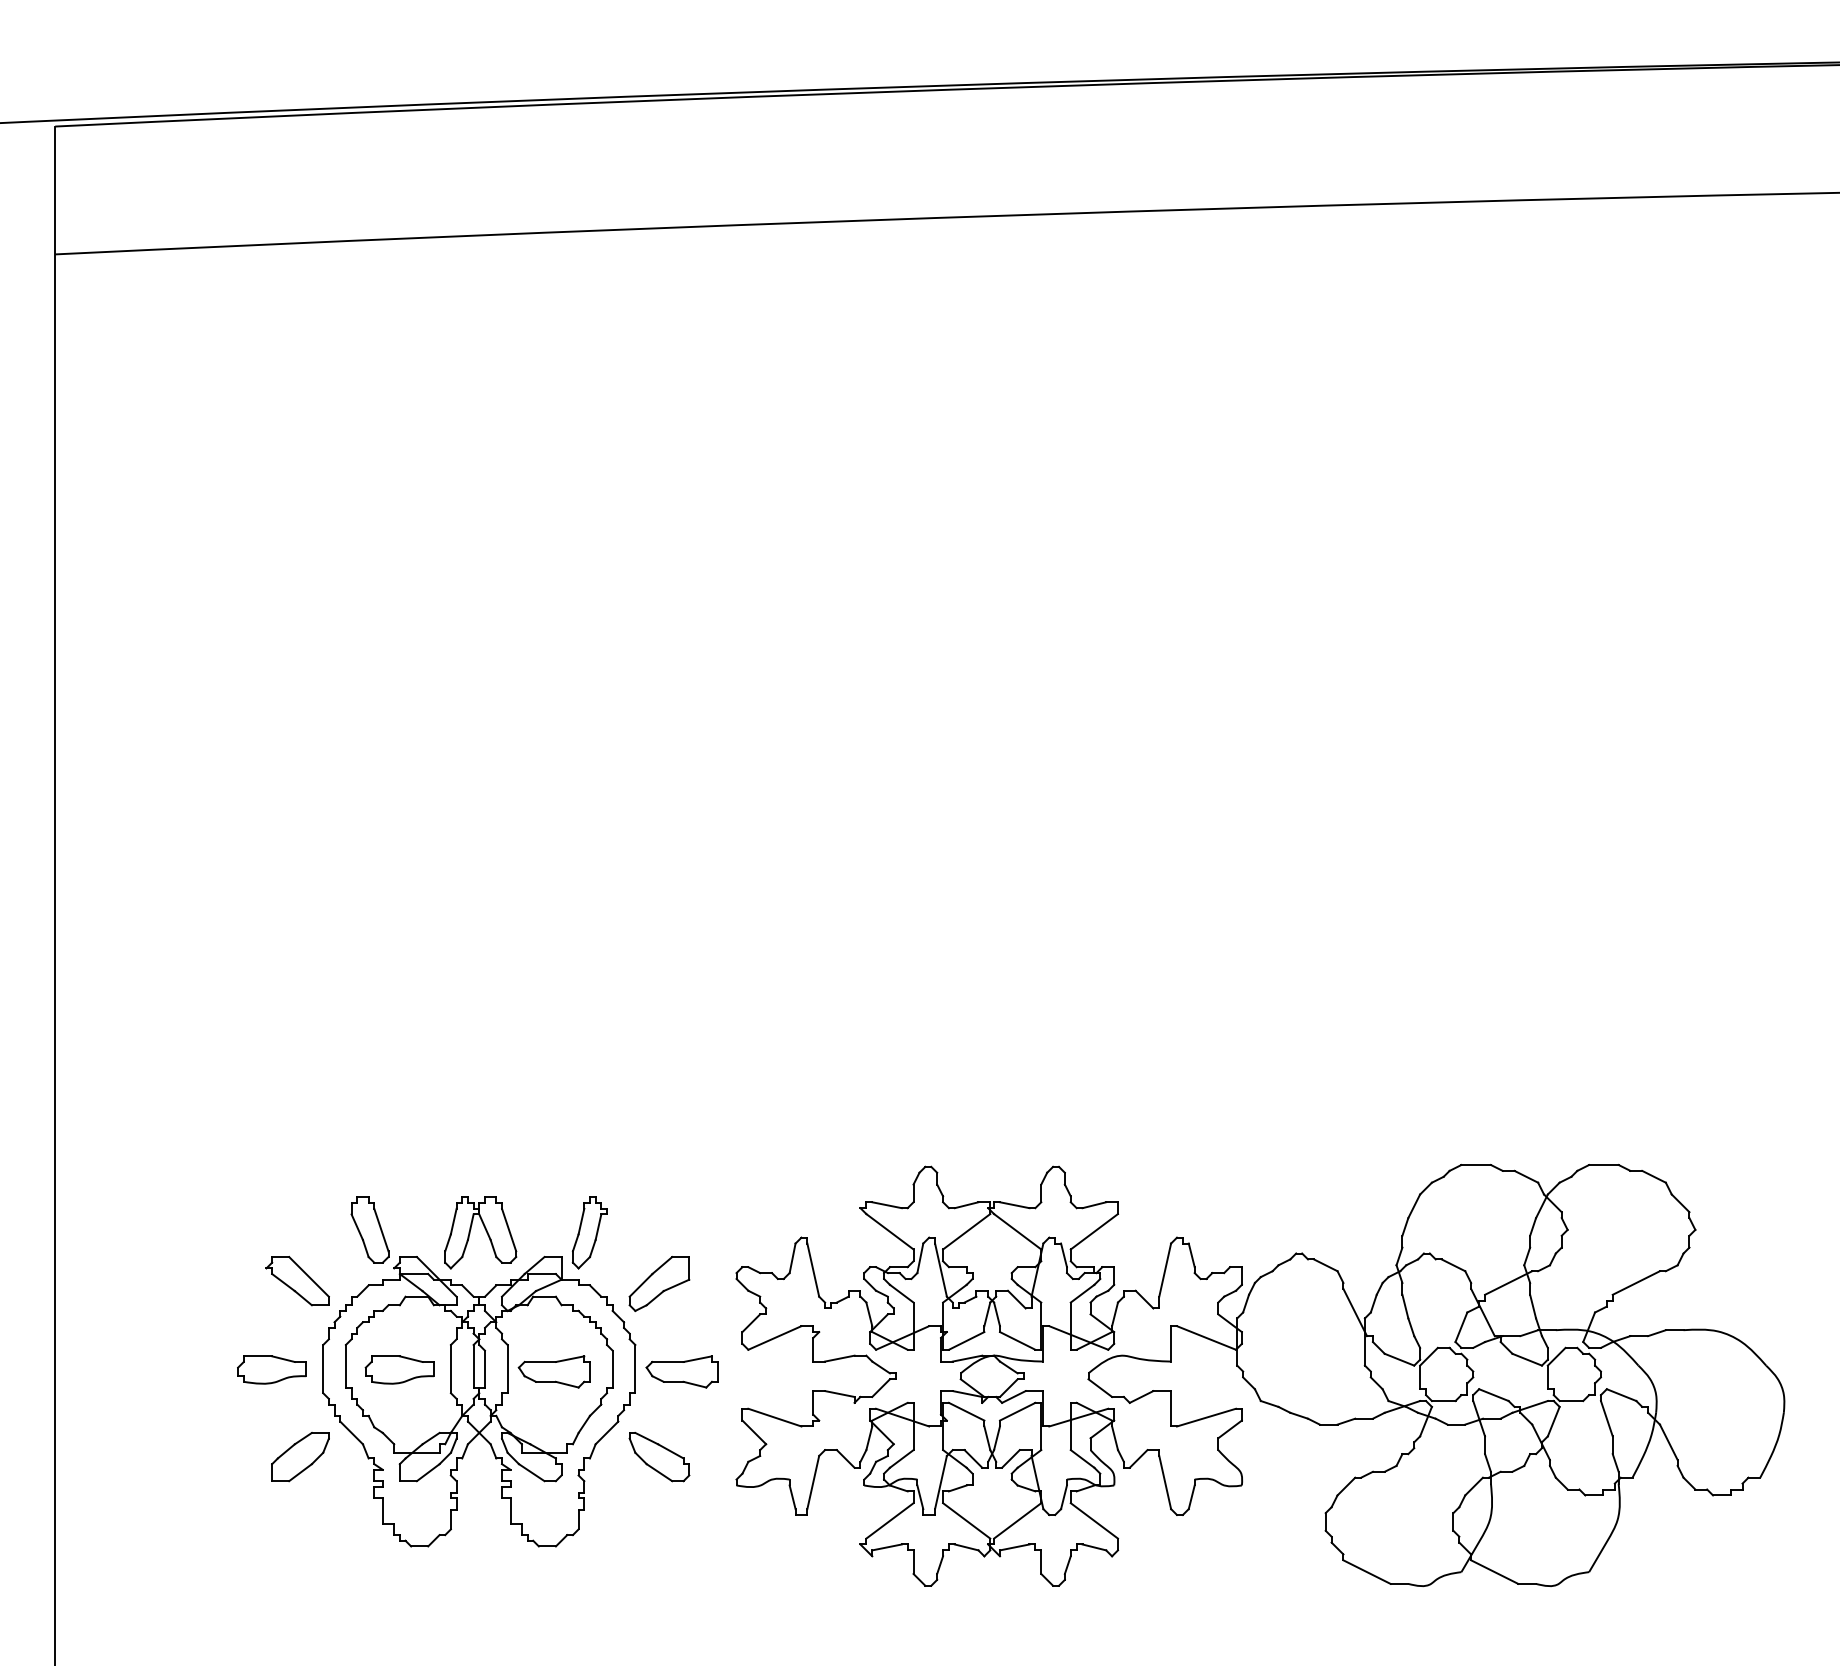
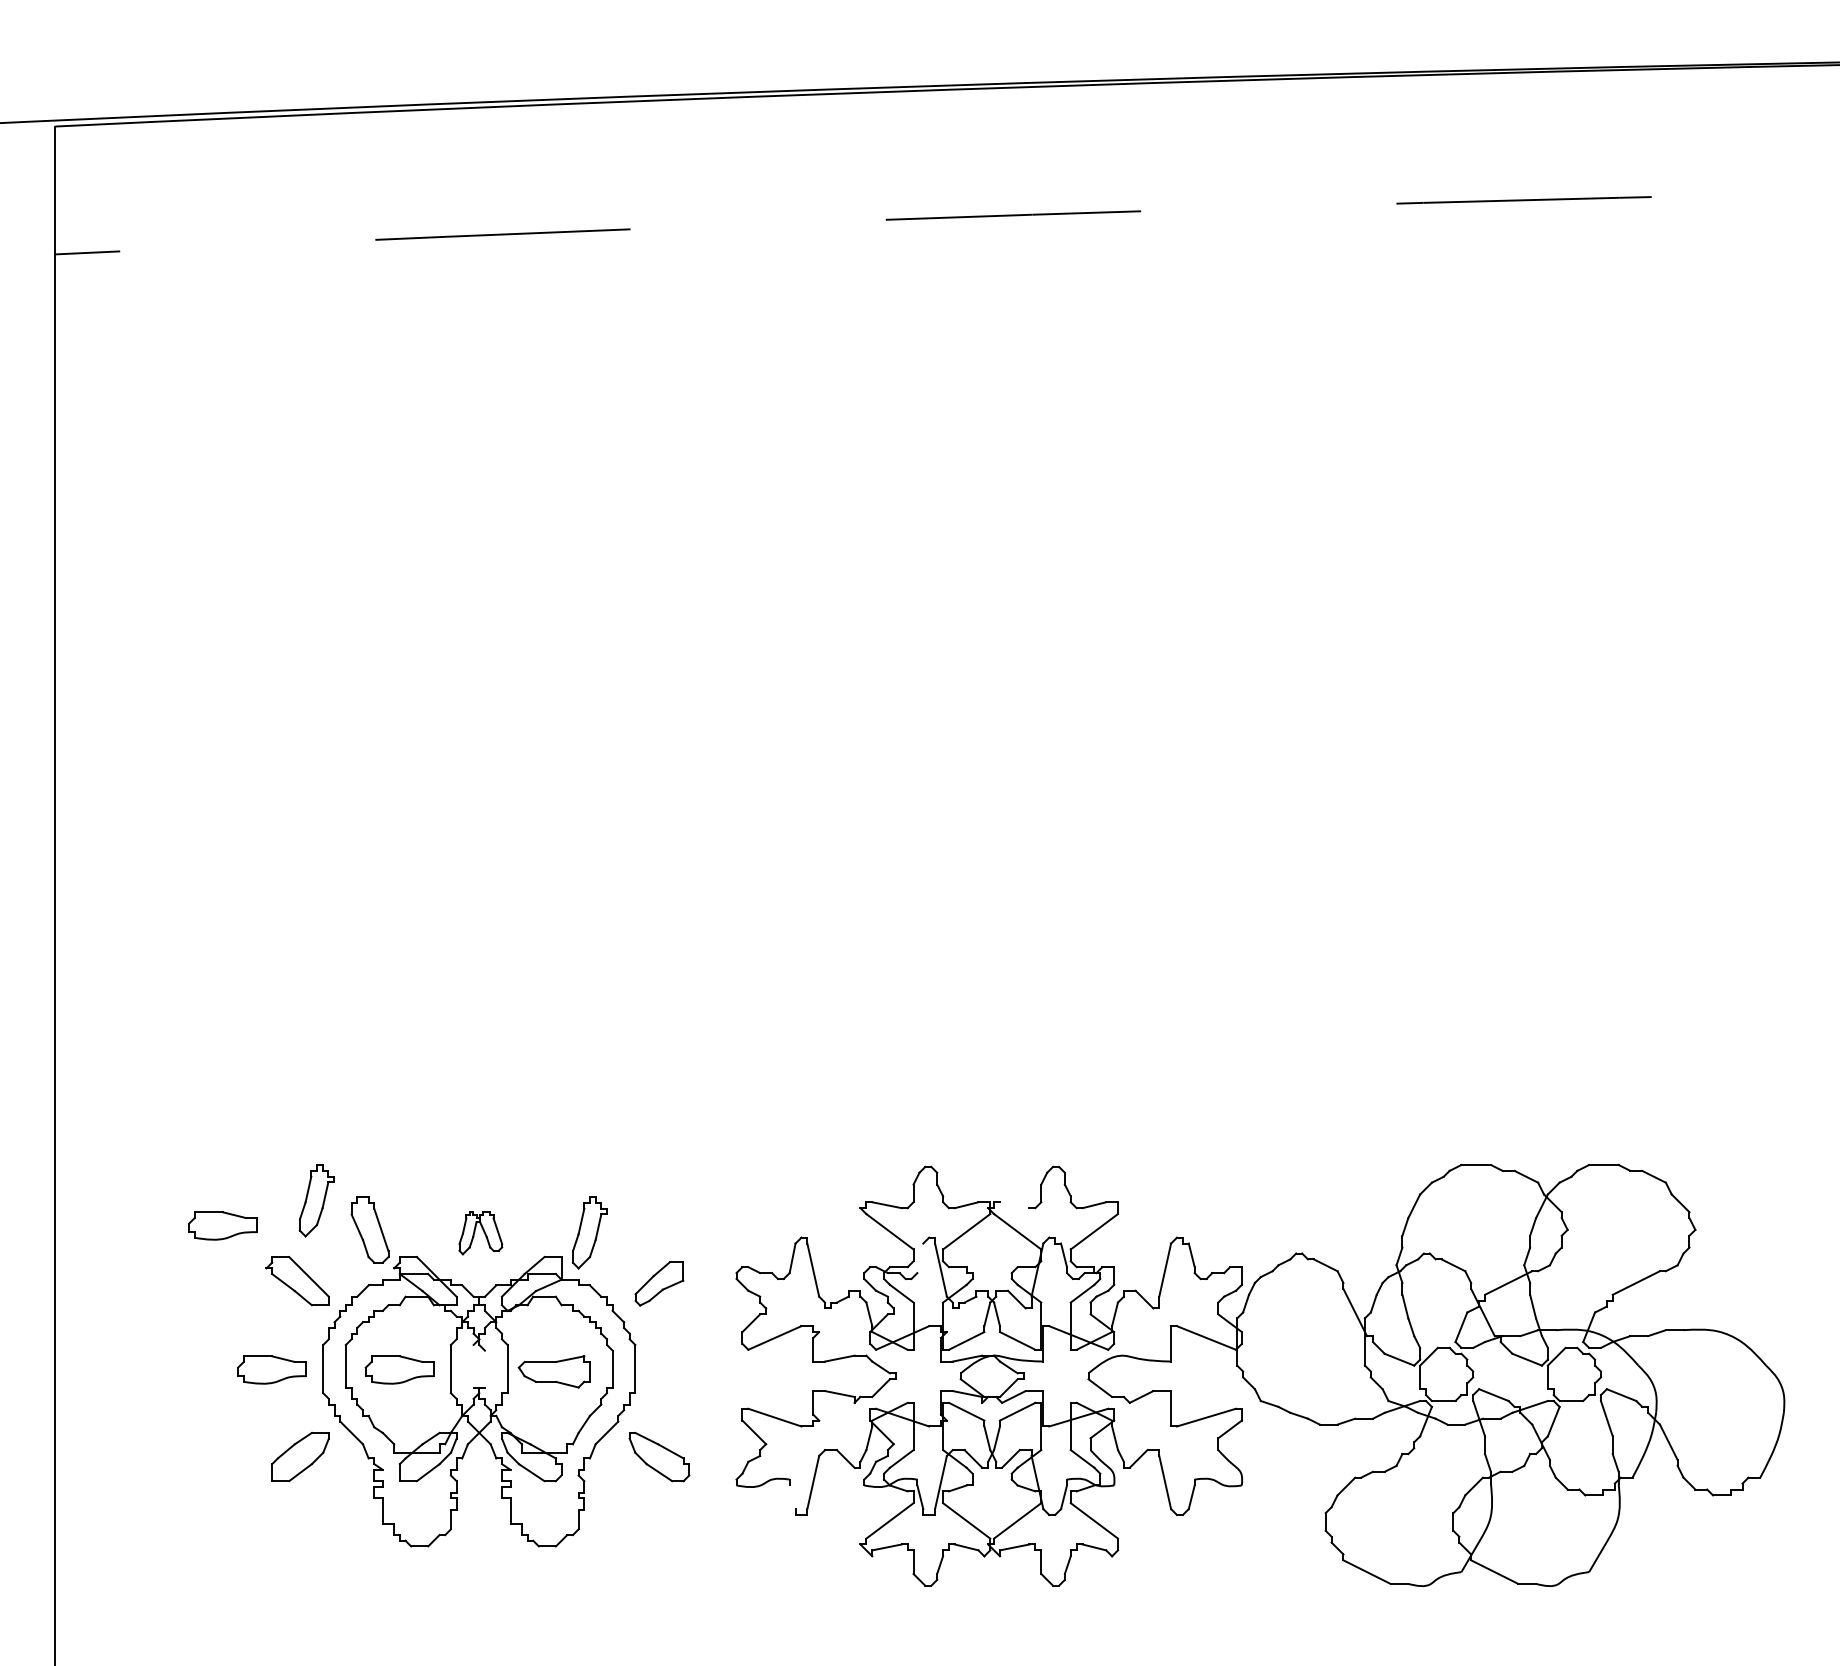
arc: solid -> dashed (947, 217)
part: none -> present (316, 1200)
line: present -> none (1014, 1205)
part: none -> present (222, 1225)
part size: 74x74 px -> 46x45 px (480, 1233)
line: present -> none (920, 1258)
part size: 63x56 px -> 51x46 px (659, 1283)
line: present -> none (473, 1365)
line: present -> none (484, 1368)
part: present -> none (681, 1371)
line: present -> none (792, 1497)
